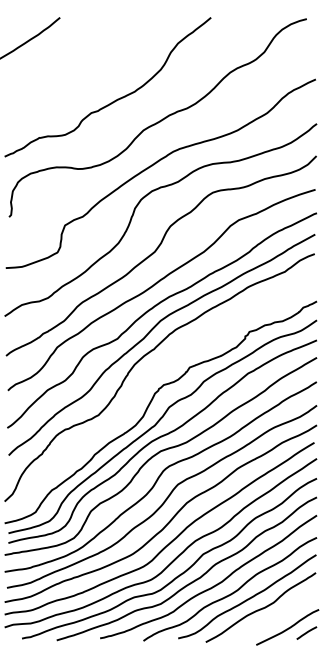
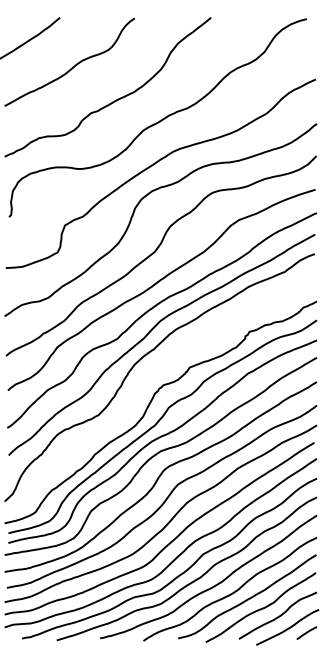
curve: none -> present (72, 66)
curve: none -> present (277, 616)
